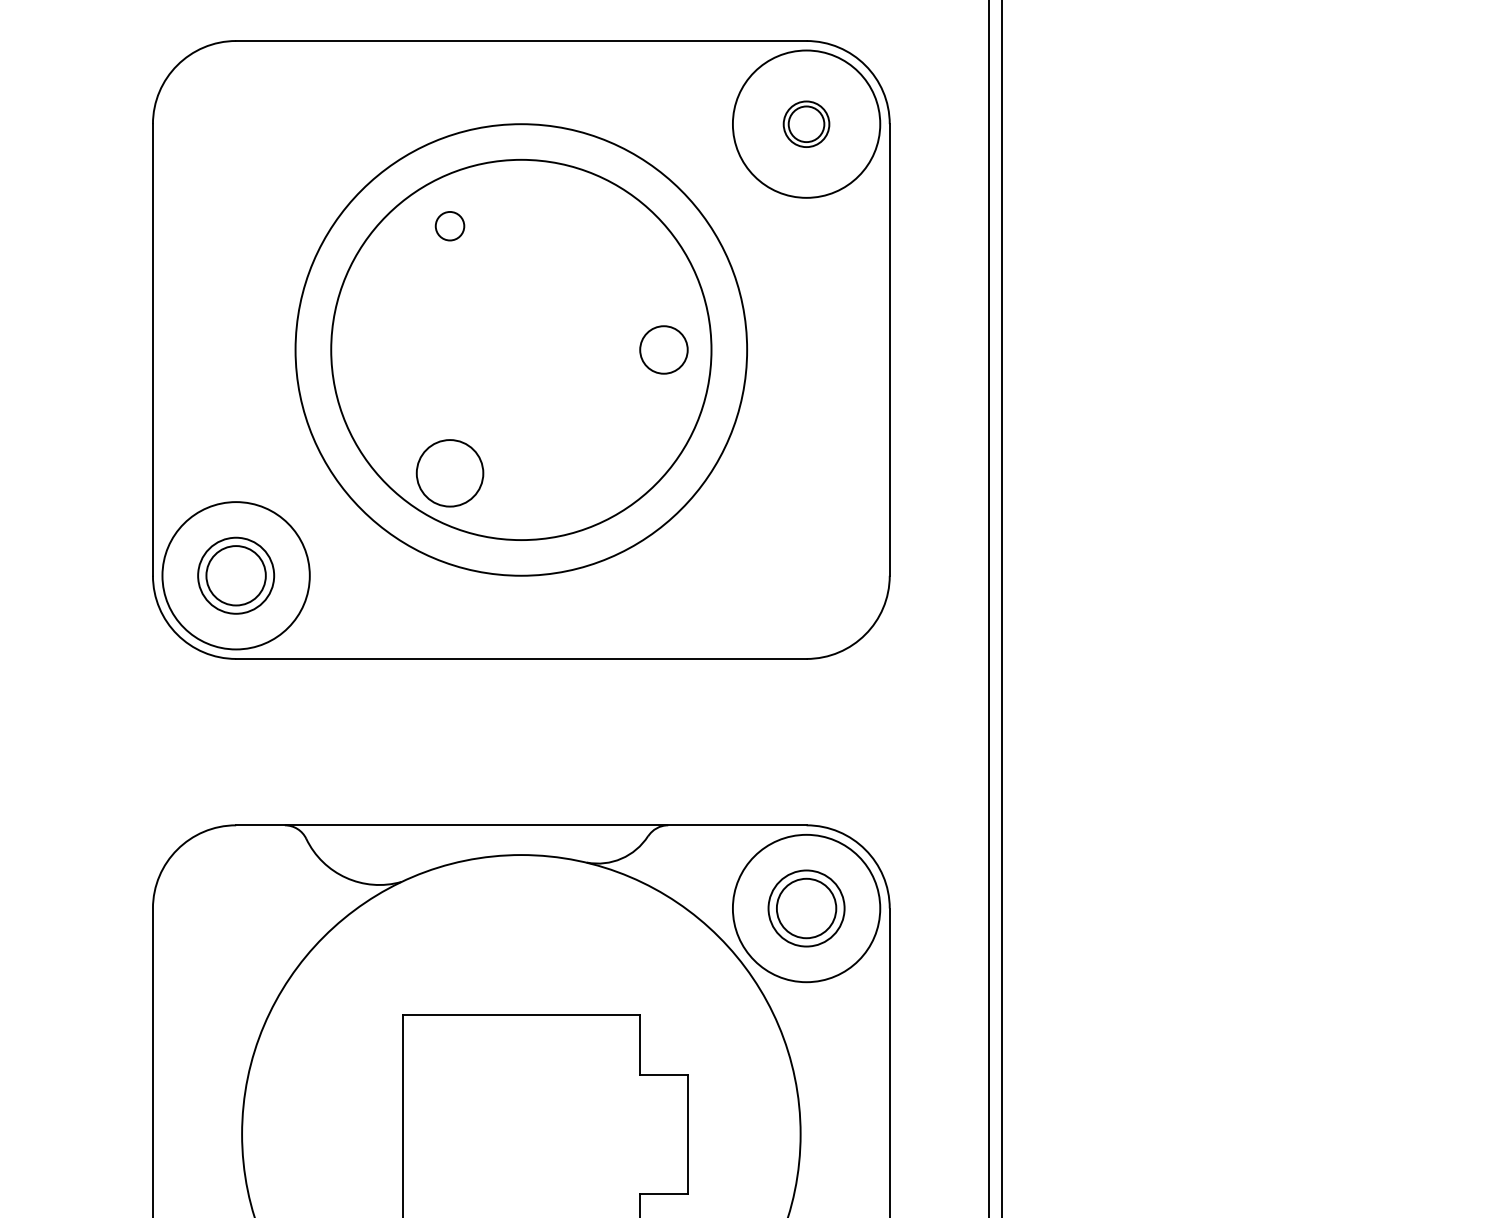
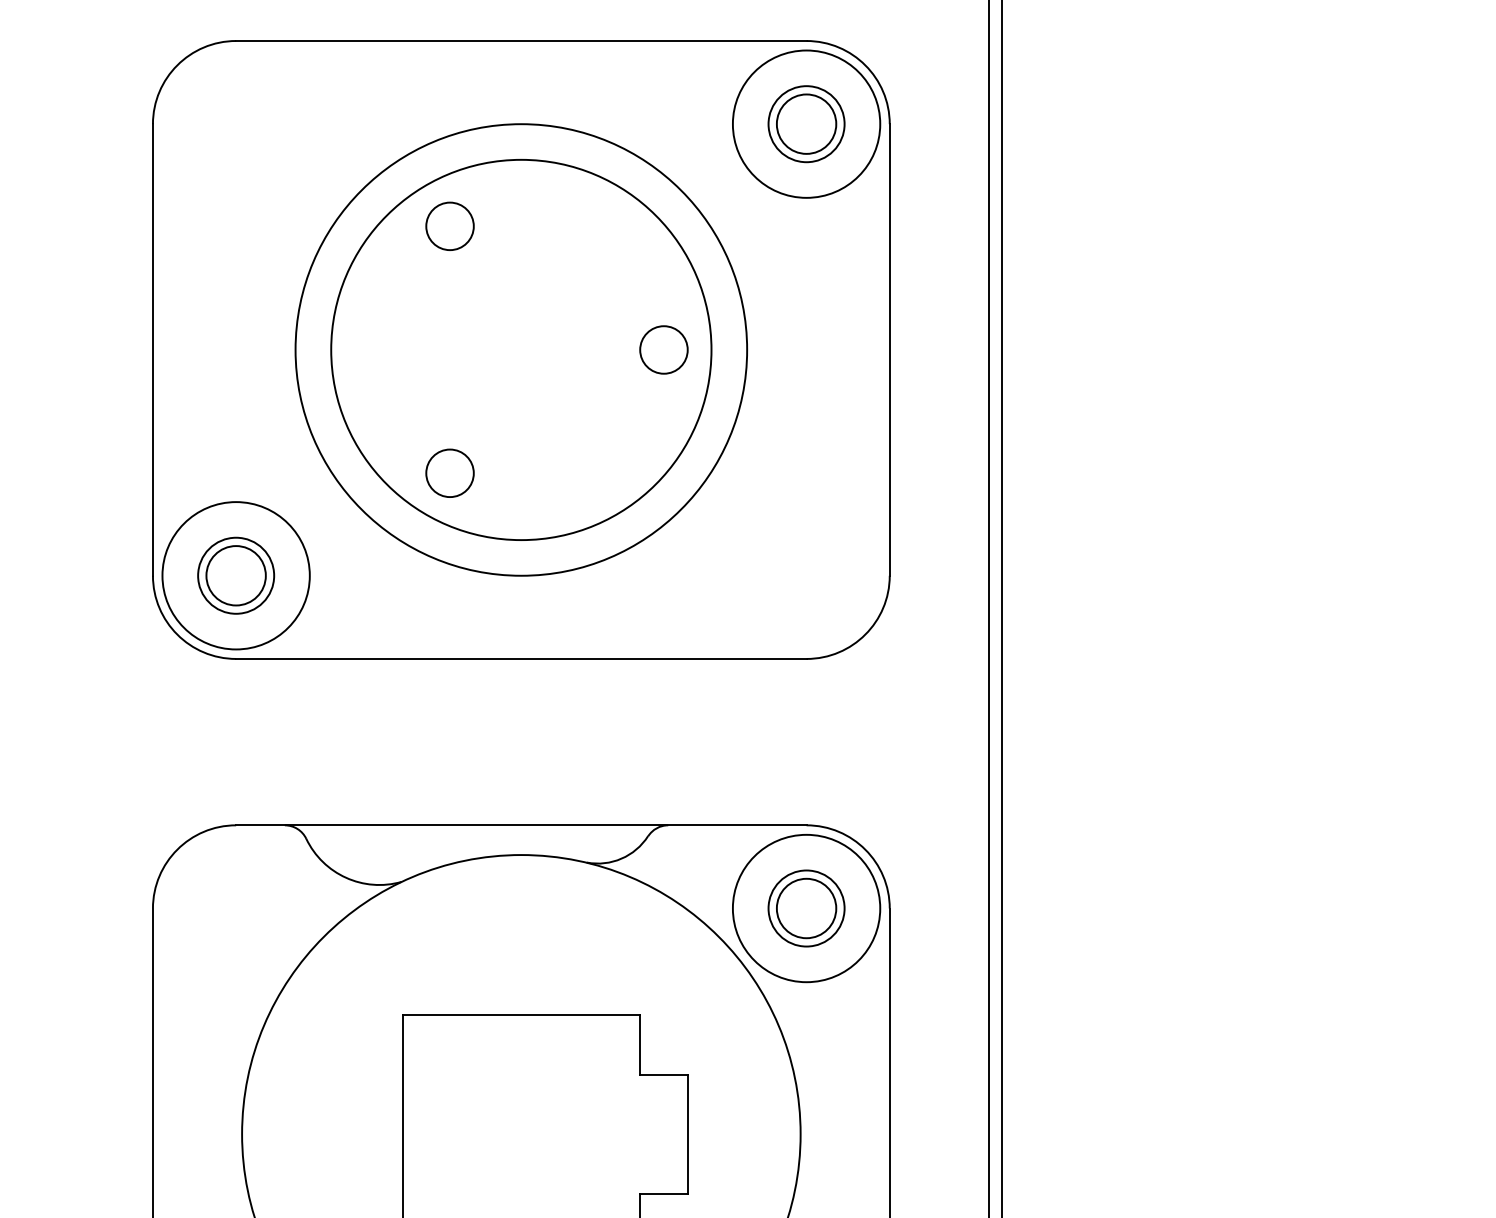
part size: 49x48 px -> 79x79 px (806, 124)
circle size: 32x31 px -> 50x50 px (449, 225)
circle diameter: 67 px -> 48 px (449, 473)
